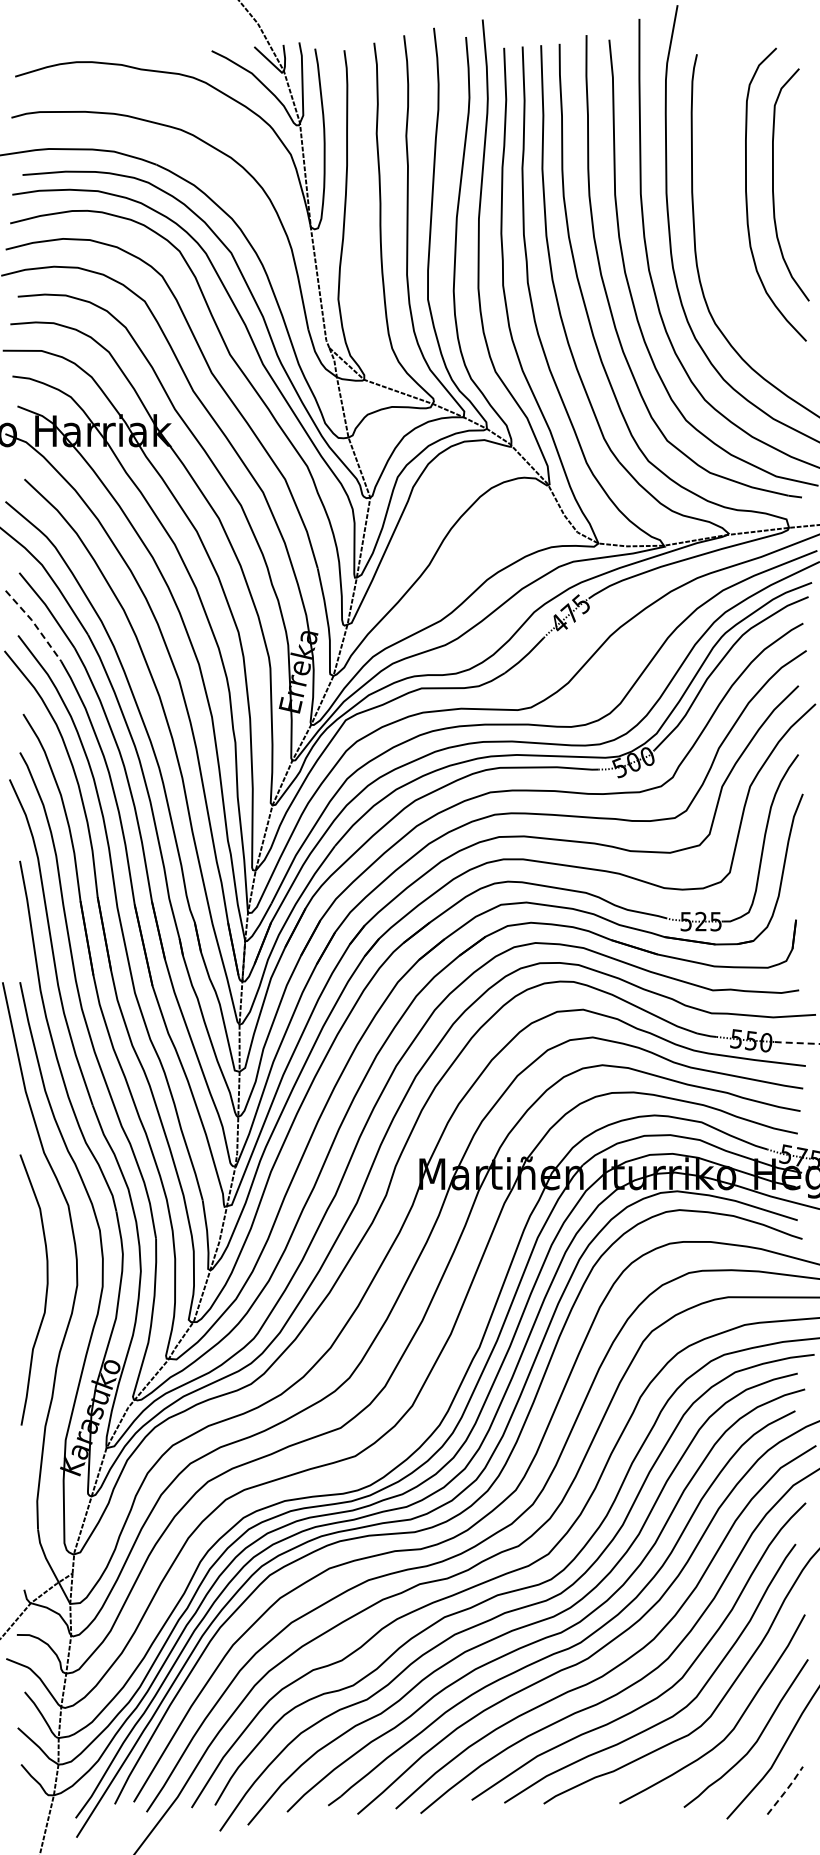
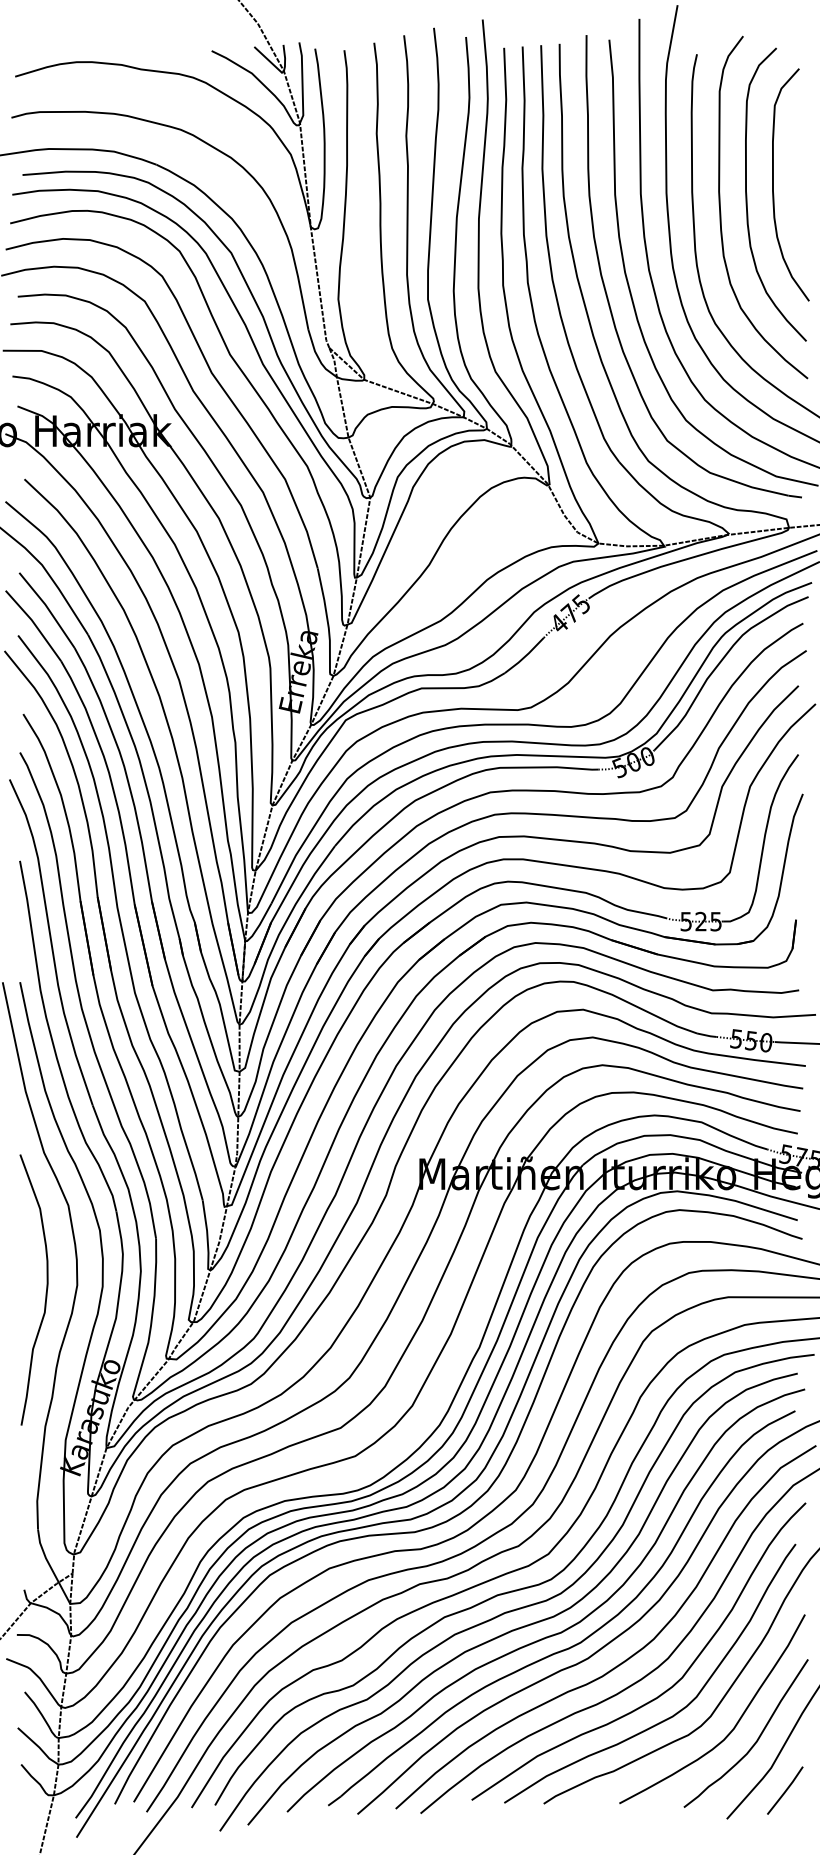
curve: none -> present (721, 211)
line: dashed -> solid (34, 624)
line: dashed -> solid (796, 1043)
line: dashed -> solid (786, 1790)
